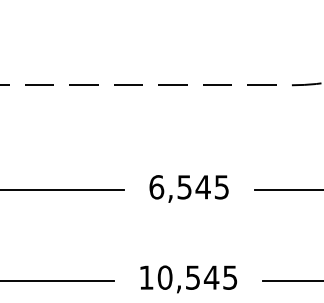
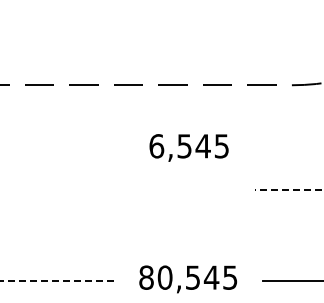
text position: (188, 188) -> (188, 147) (188, 147)
line: present -> none (62, 190)
line: solid -> dashed (288, 190)
text: 10,545 -> 80,545 (146, 277)
line: solid -> dashed (57, 280)
